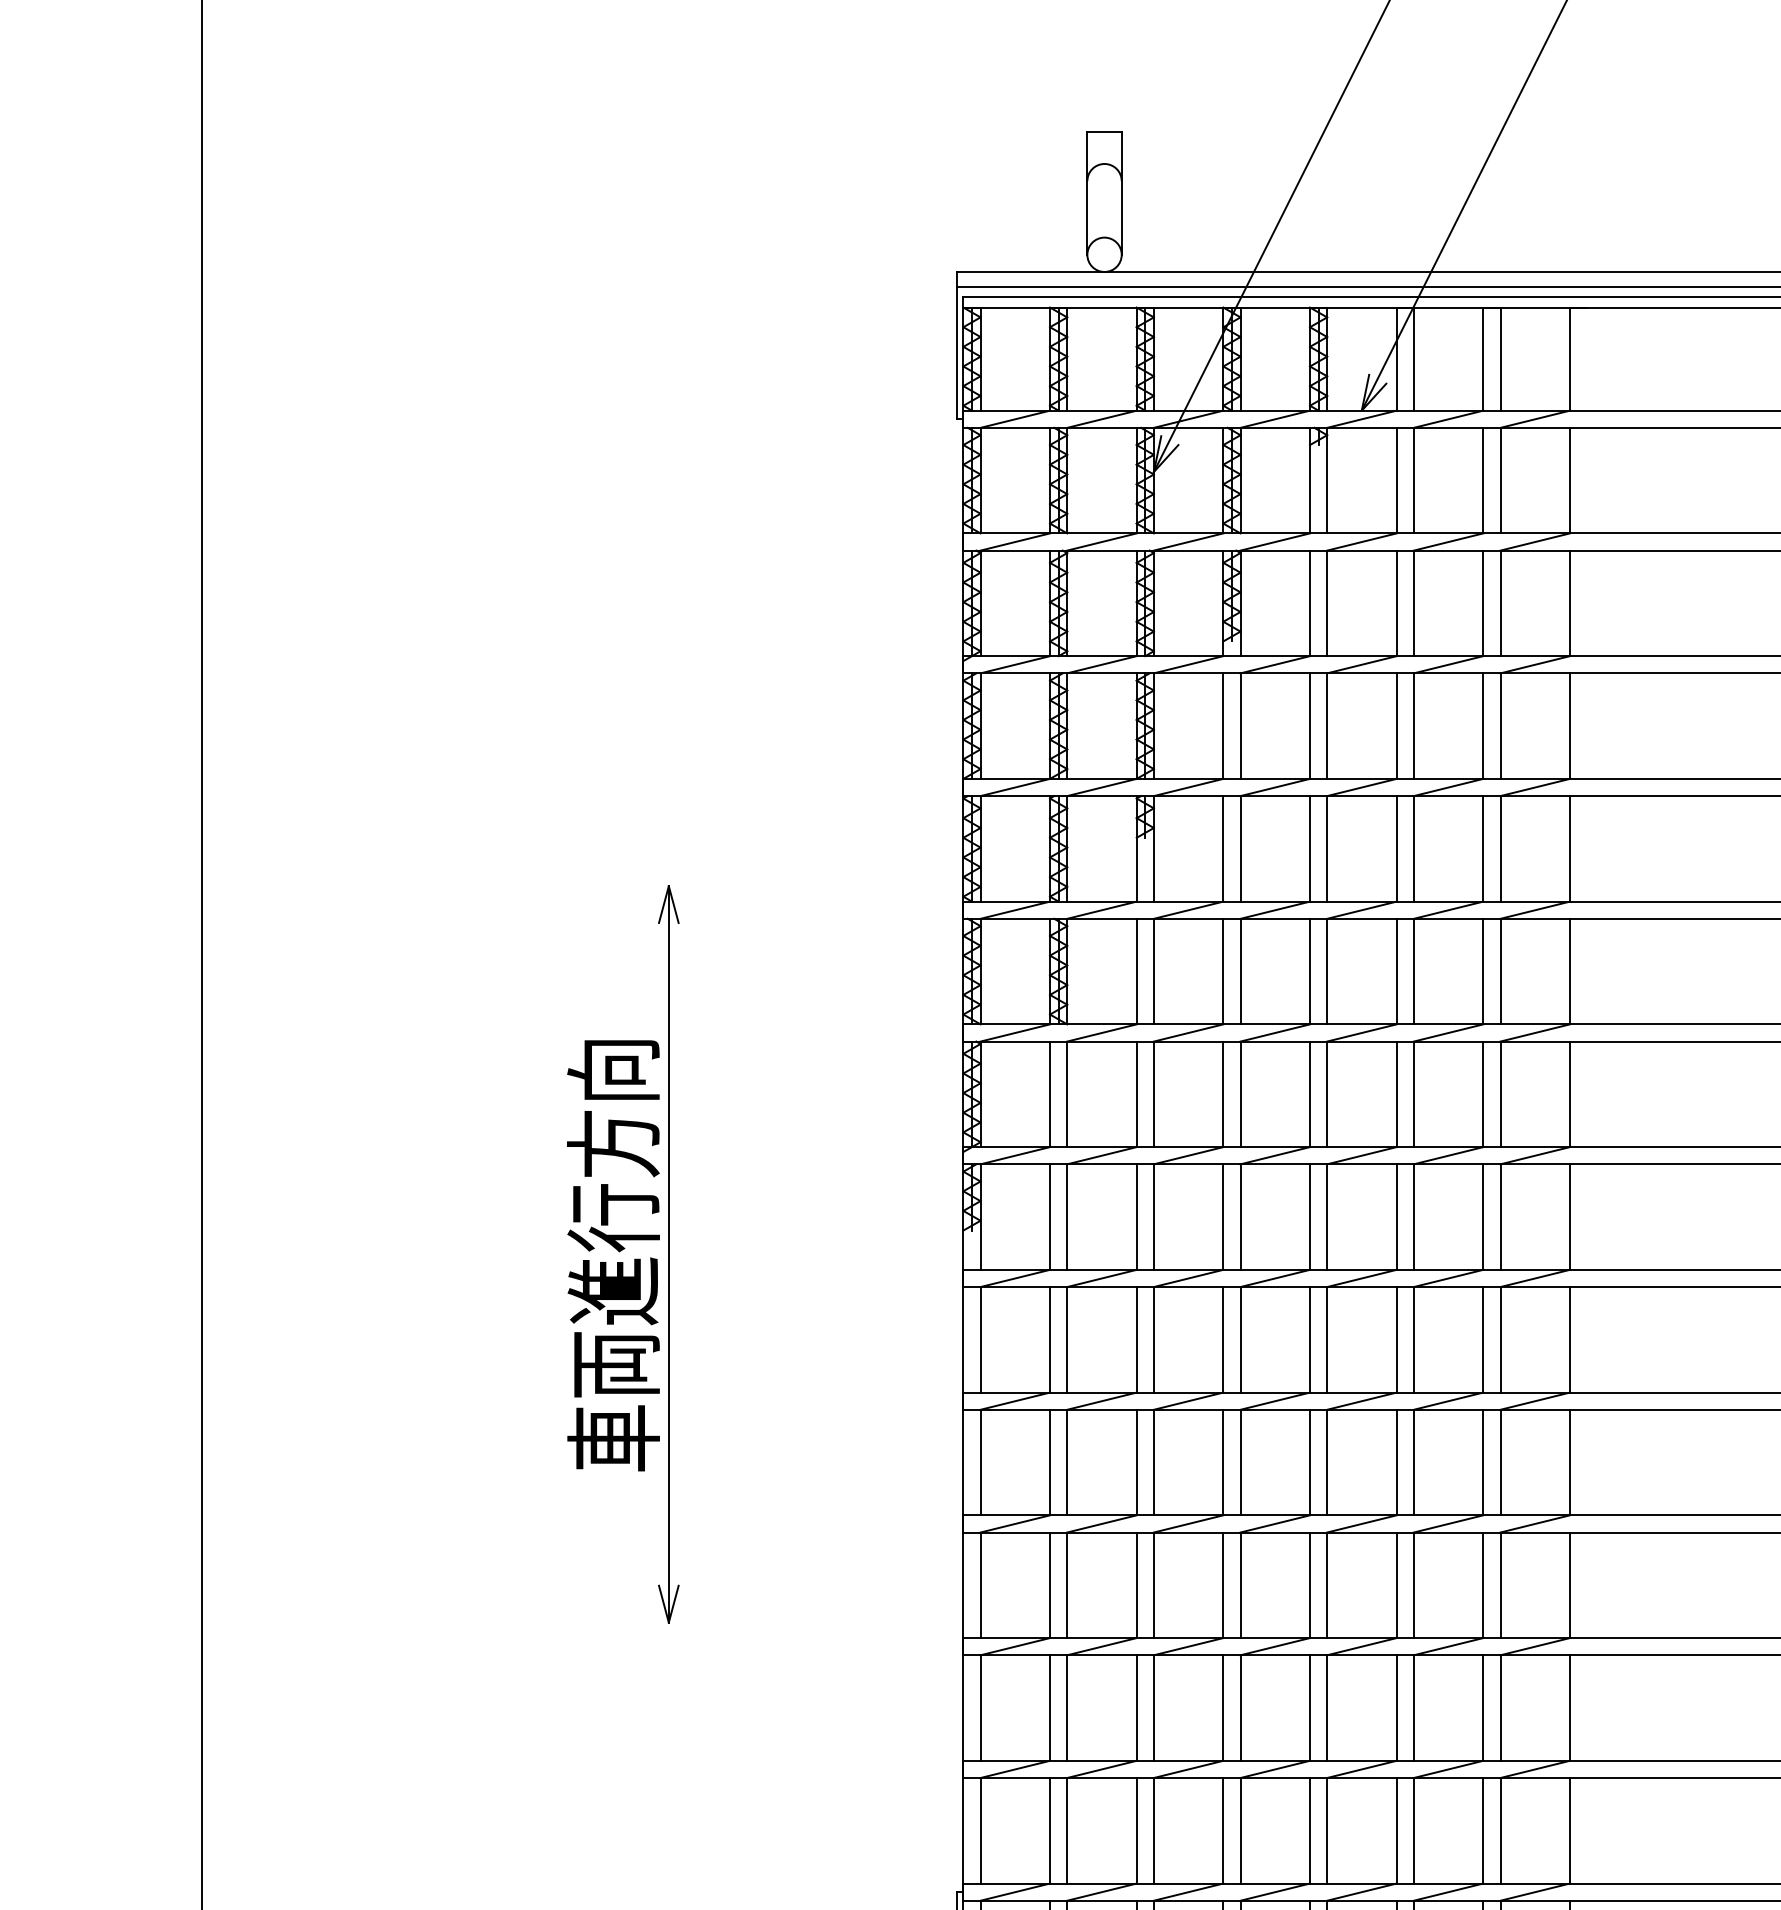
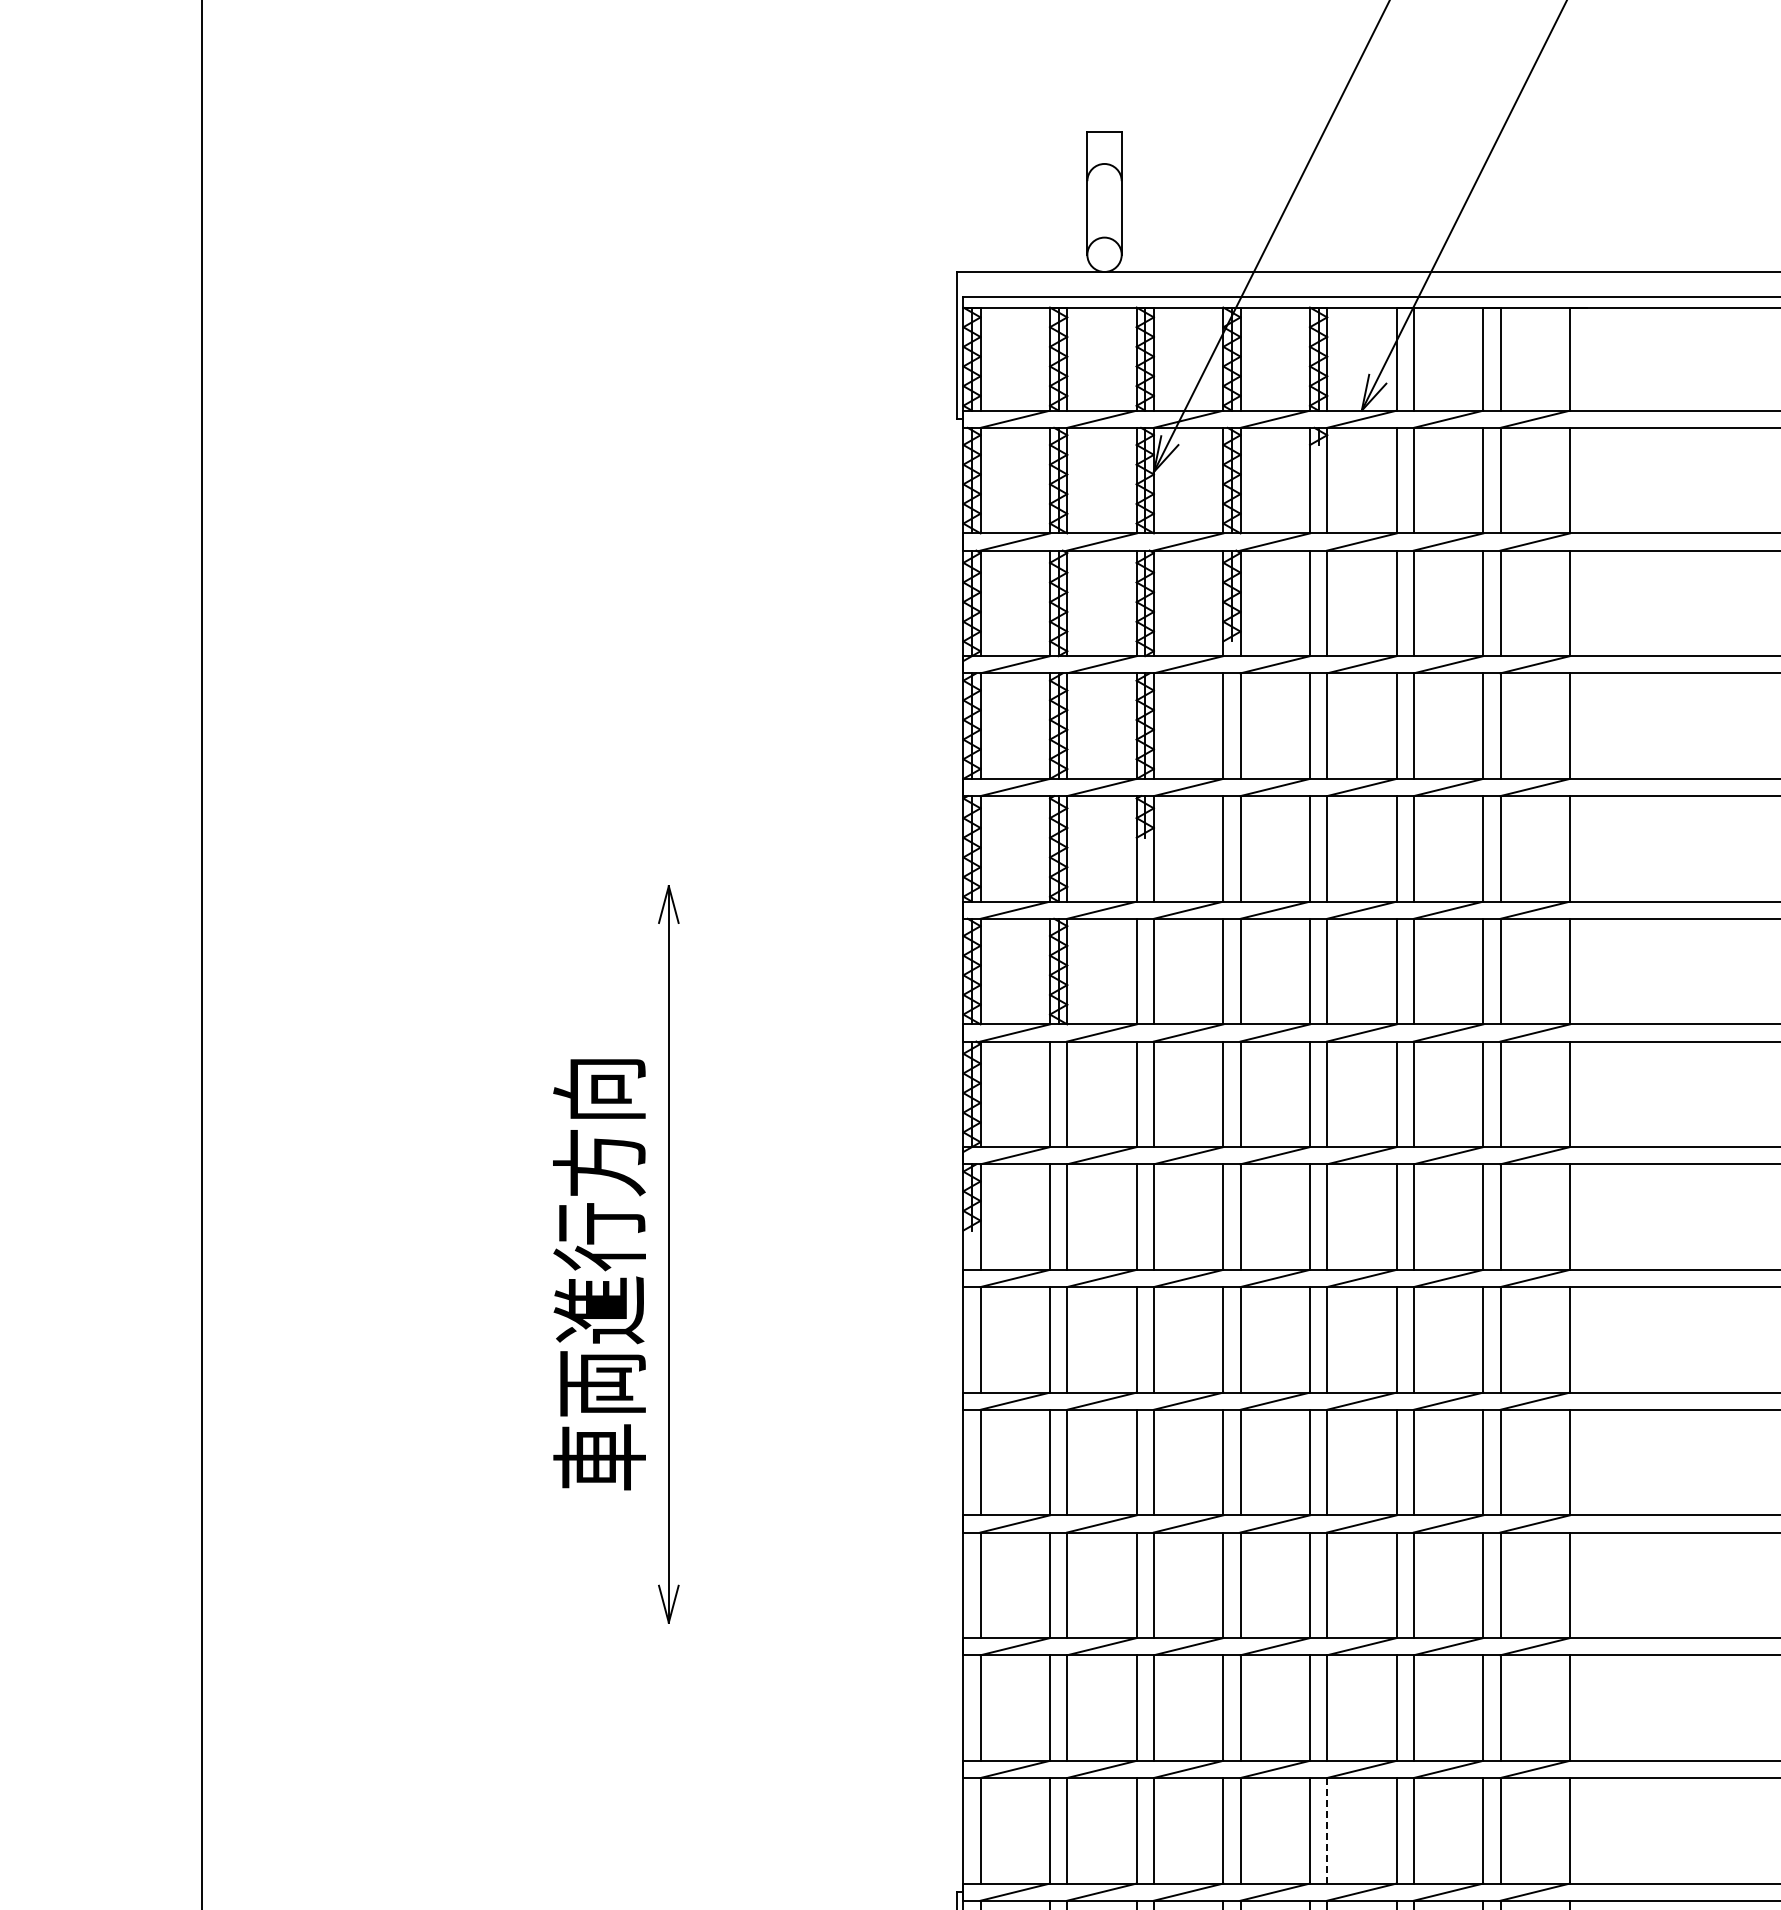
line: present -> none (1367, 286)
text position: (613, 1255) -> (599, 1274) (599, 1274)
line: solid -> dashed (1327, 1830)
